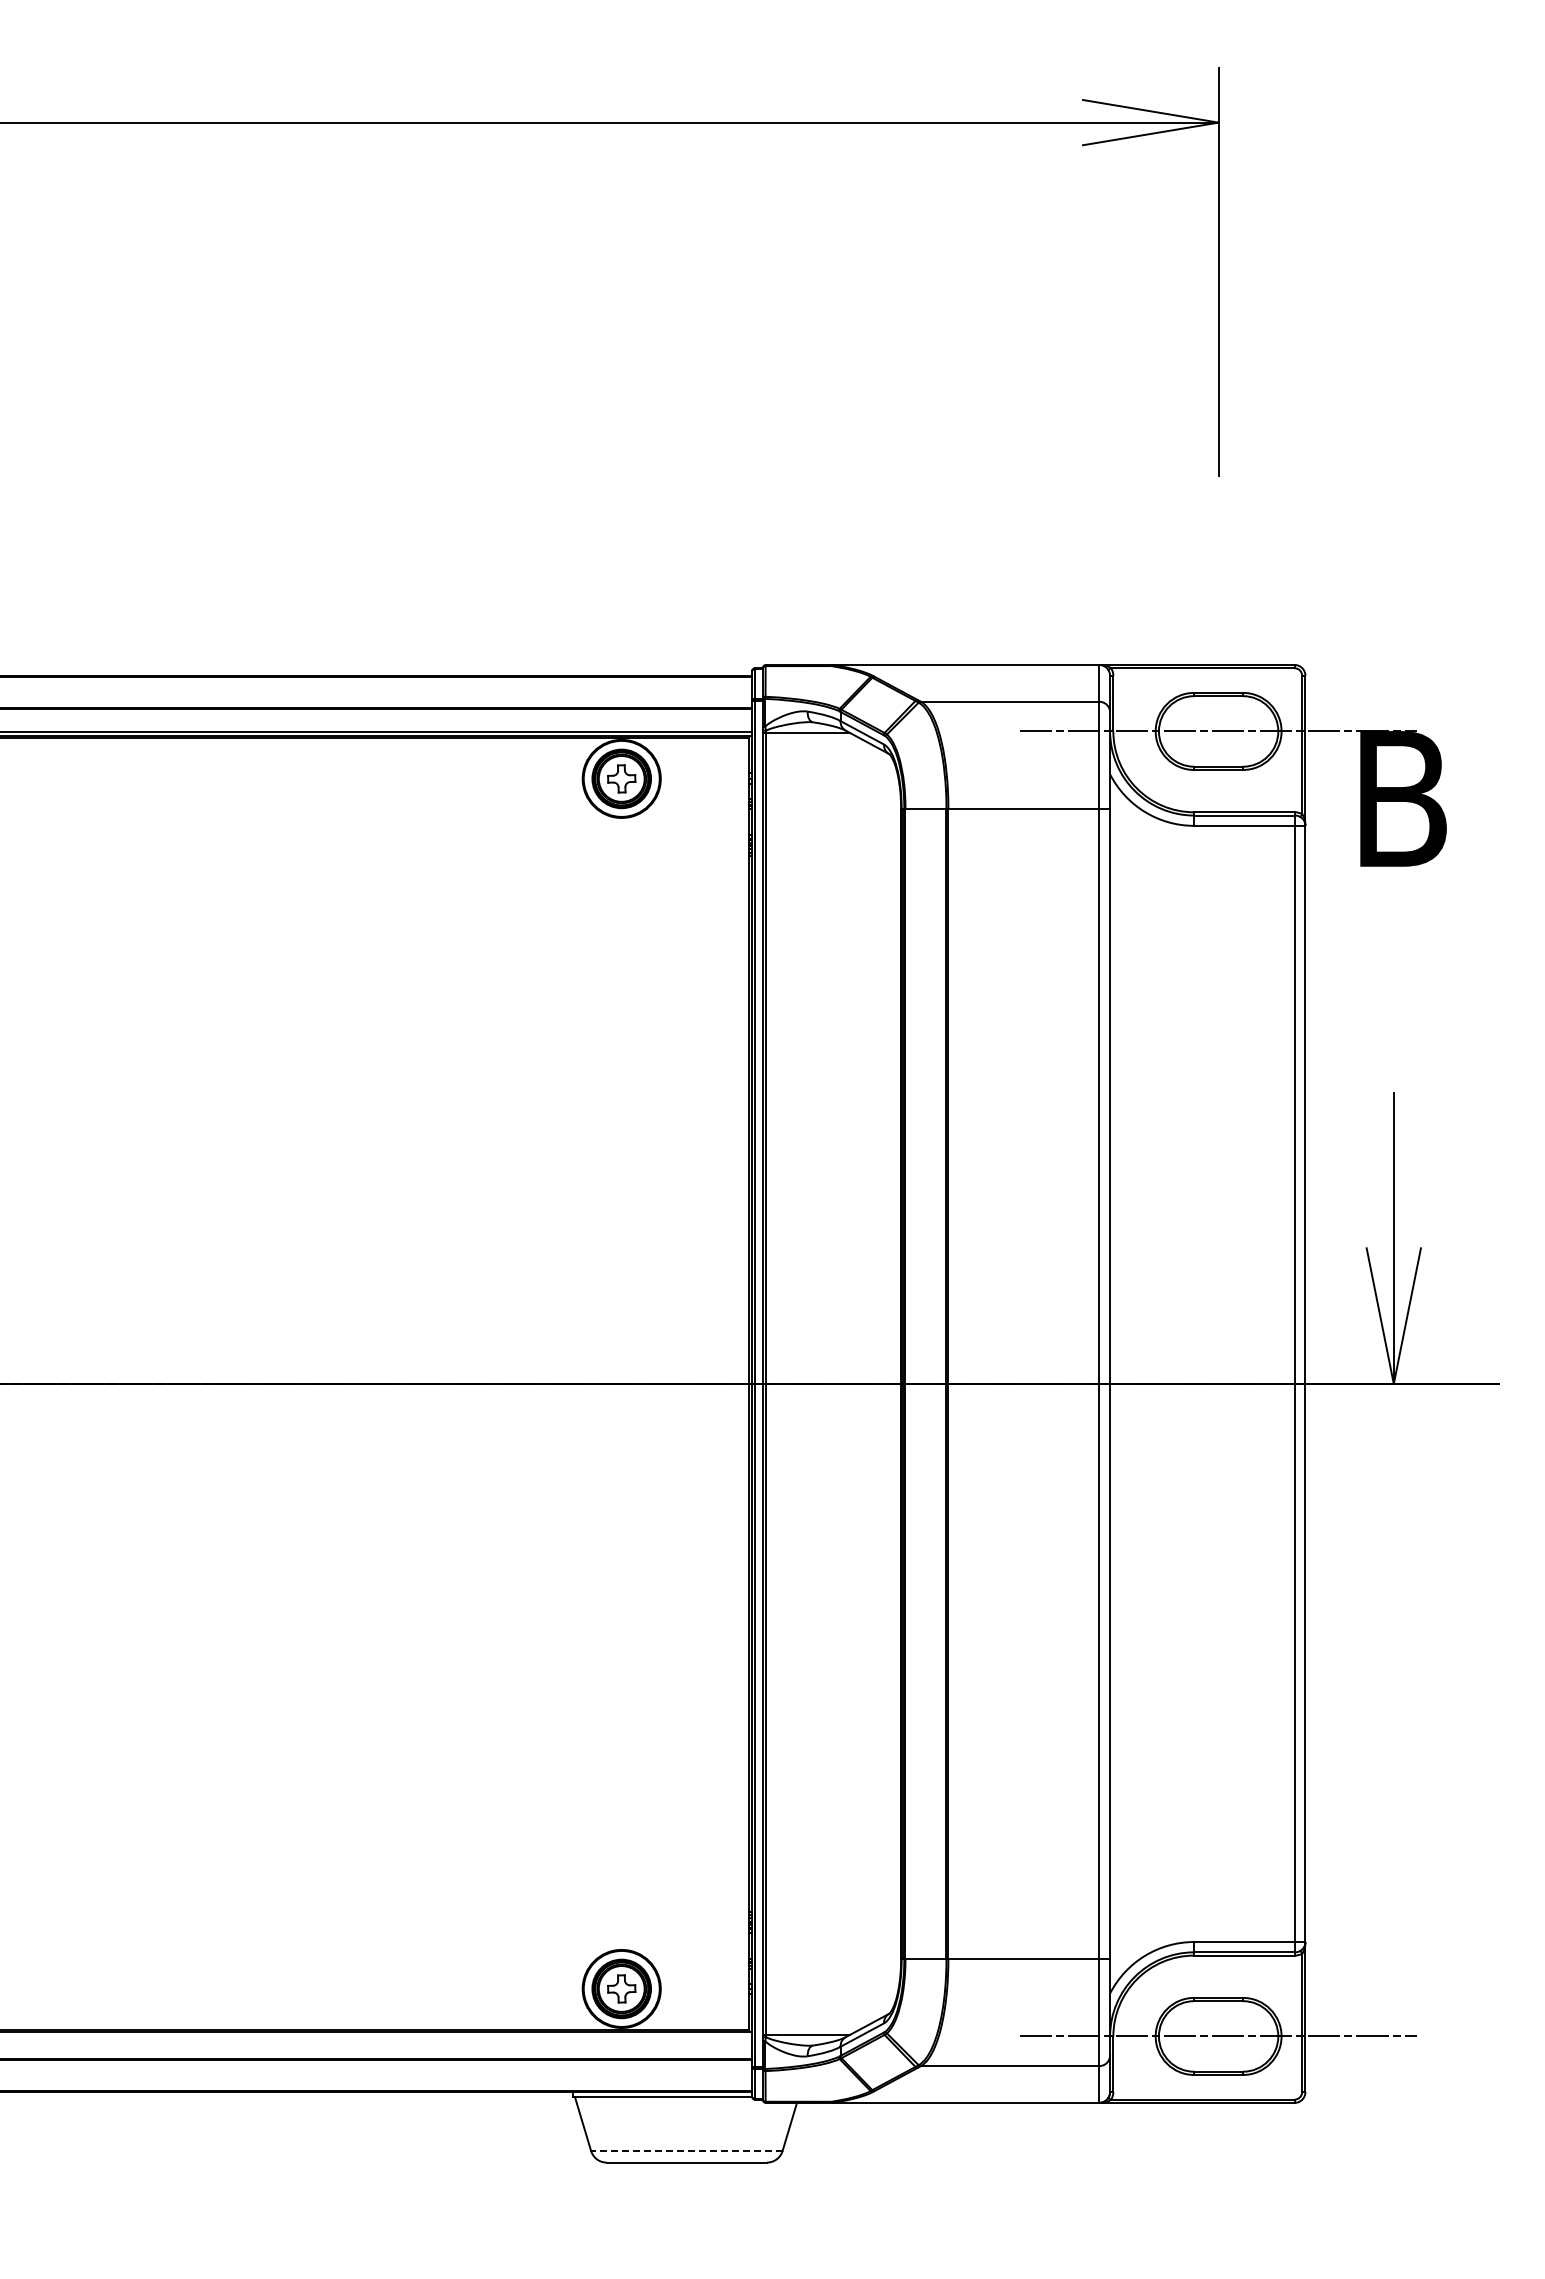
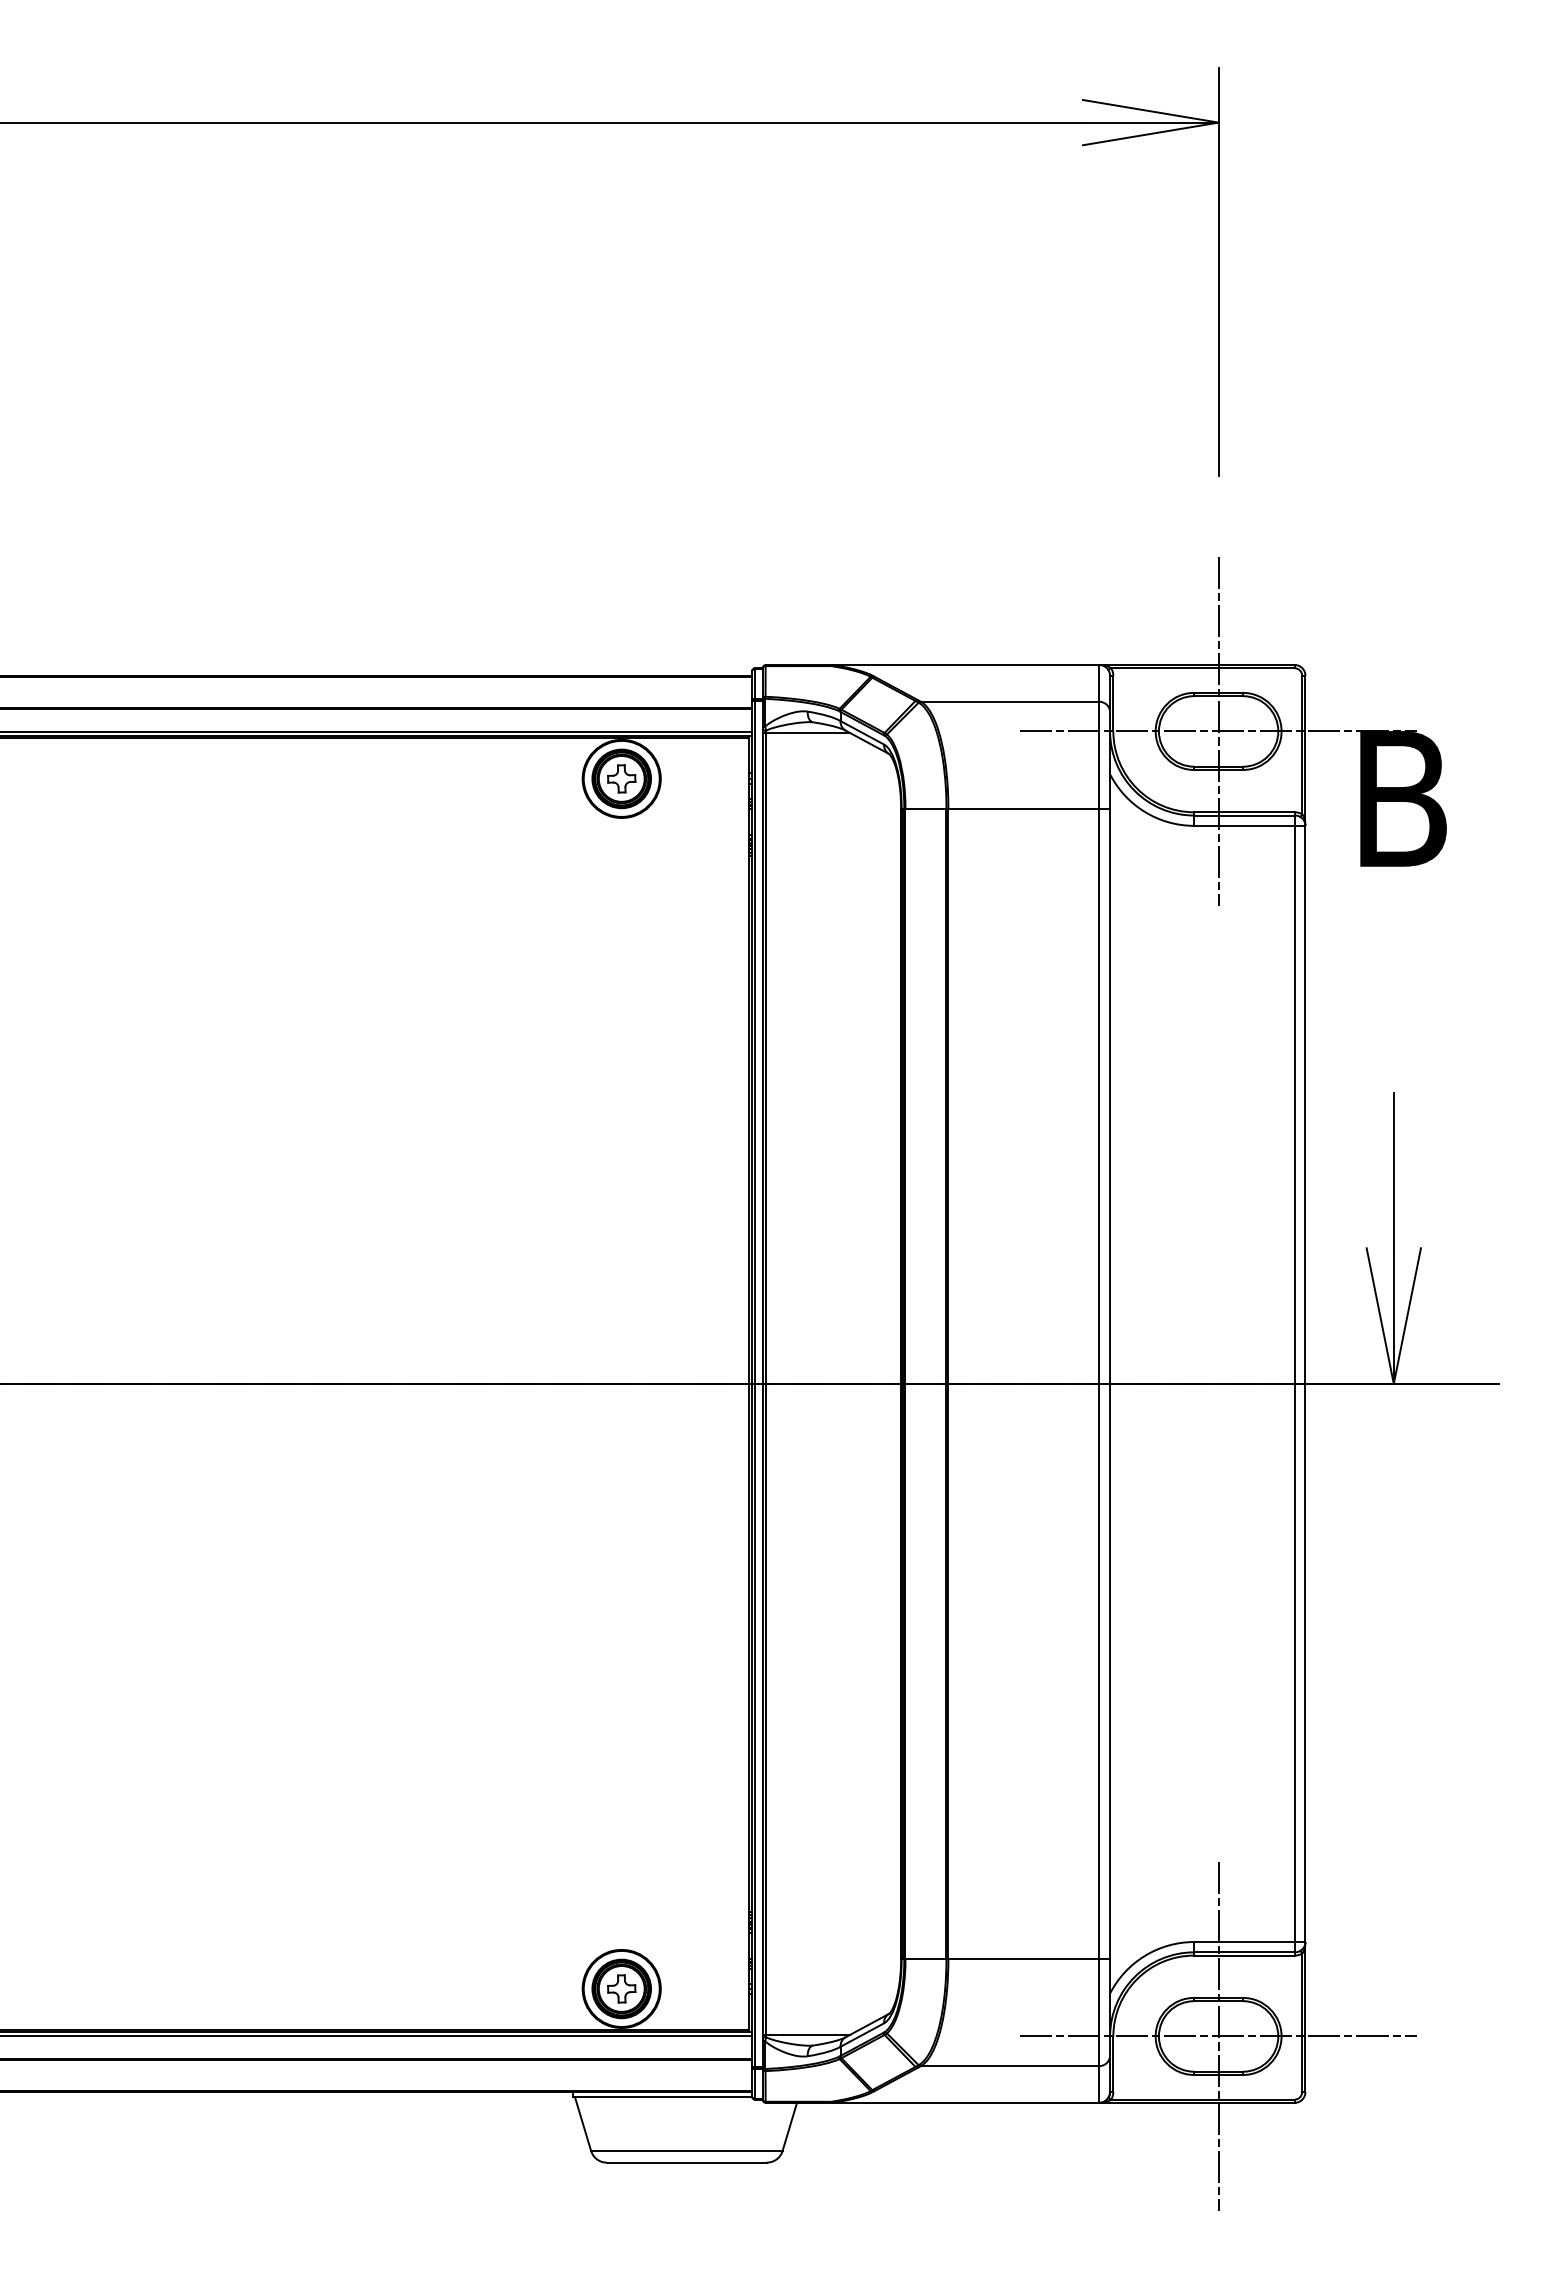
line: none -> present (1218, 731)
line: none -> present (376, 2035)
line: none -> present (1218, 2036)
line: dashed -> solid (686, 2151)
